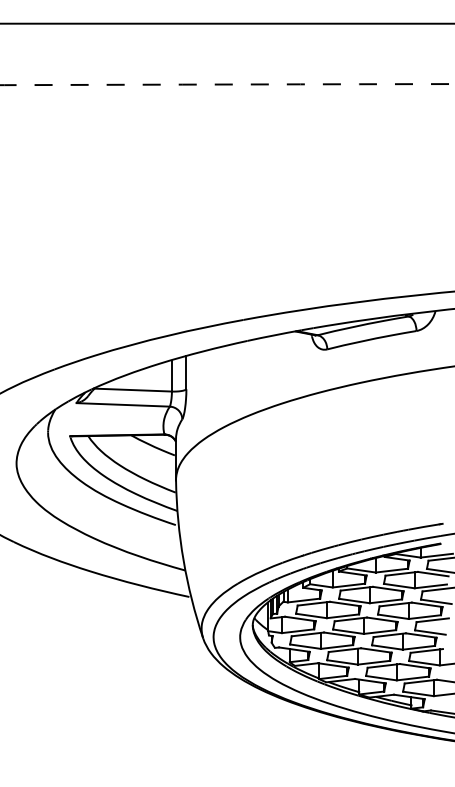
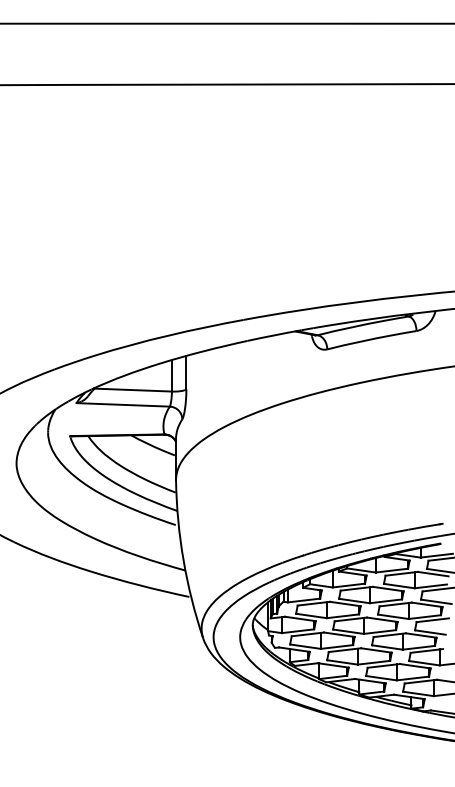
arc: dashed -> solid (226, 84)
